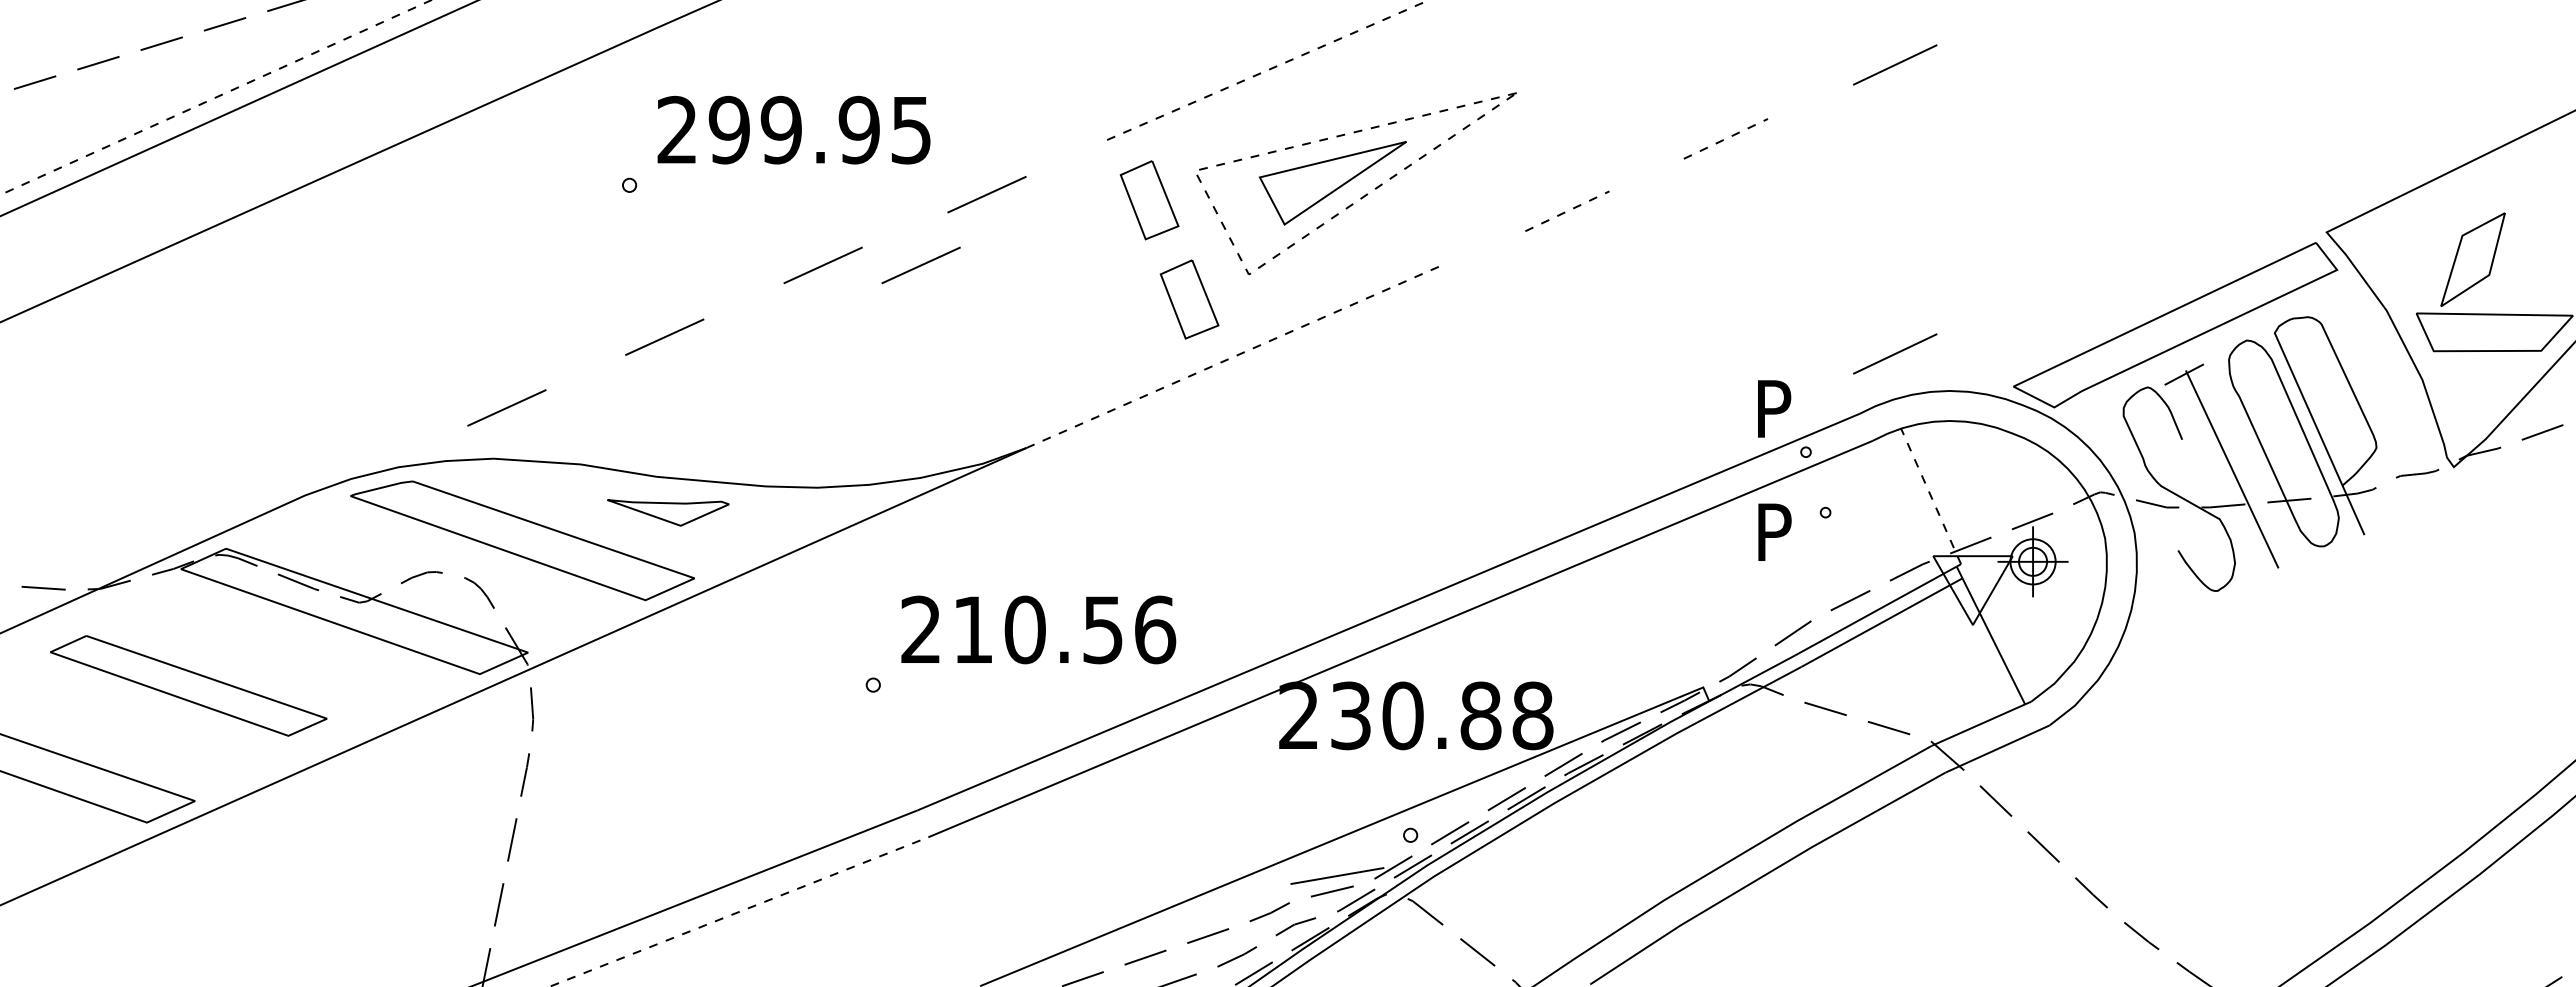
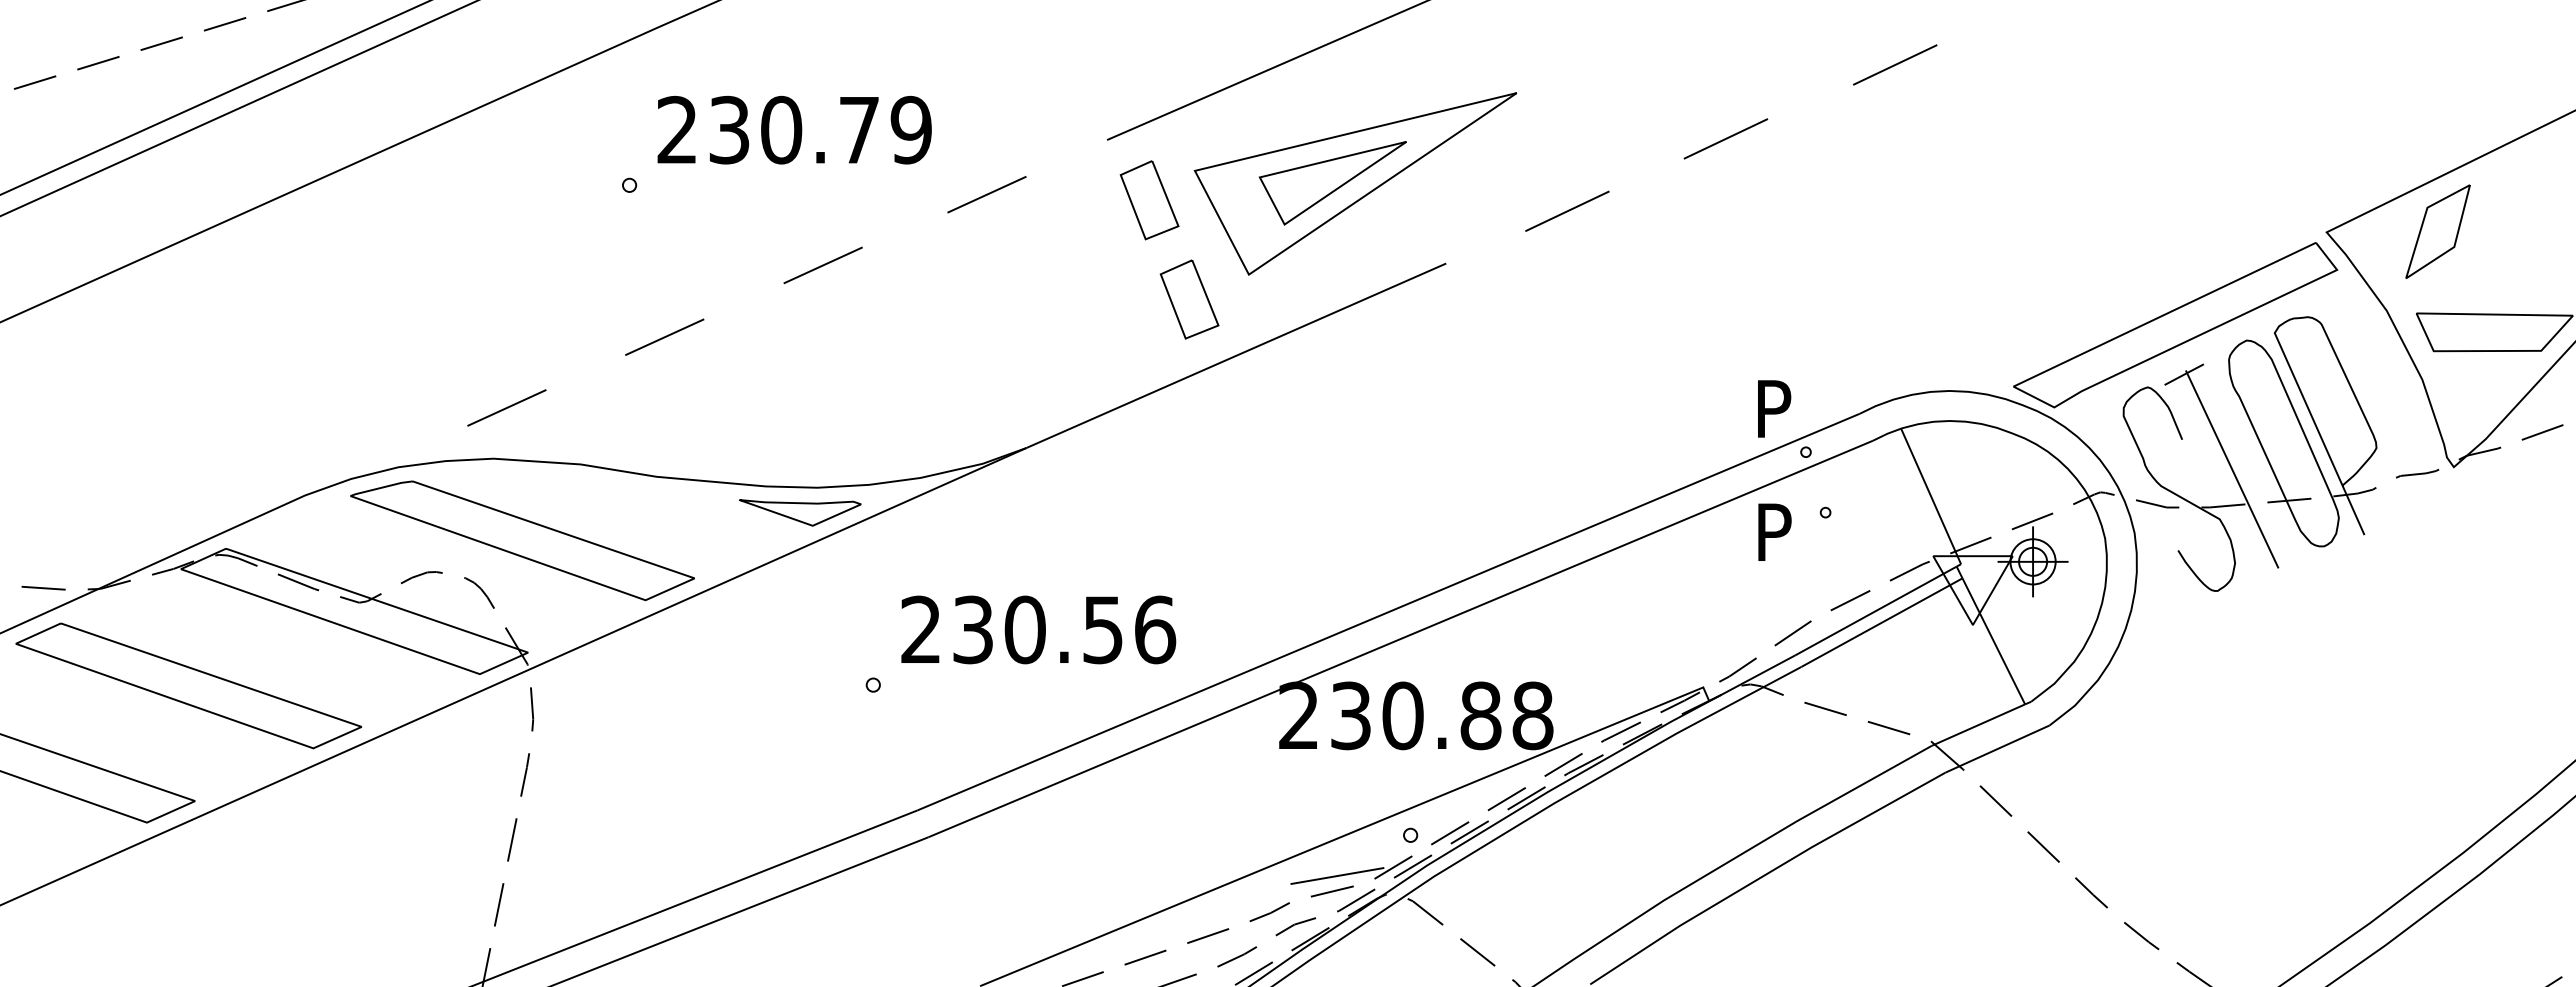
line: dashed -> solid (1268, 70)
line: dashed -> solid (216, 97)
text: 299.95 -> 230.79 (819, 129)
line: dashed -> solid (1725, 138)
line: dashed -> solid (1567, 211)
line: dashed -> solid (1220, 219)
part position: (2472, 259) -> (2437, 231) (2437, 231)
line: present -> none (920, 265)
line: present -> none (1895, 353)
line: dashed -> solid (1236, 355)
line: dashed -> solid (1930, 496)
part position: (668, 512) -> (800, 512) (800, 512)
text: 210.56 -> 230.56 (972, 629)
part size: 278x102 px -> 347x128 px (188, 685)
line: dashed -> solid (738, 912)
